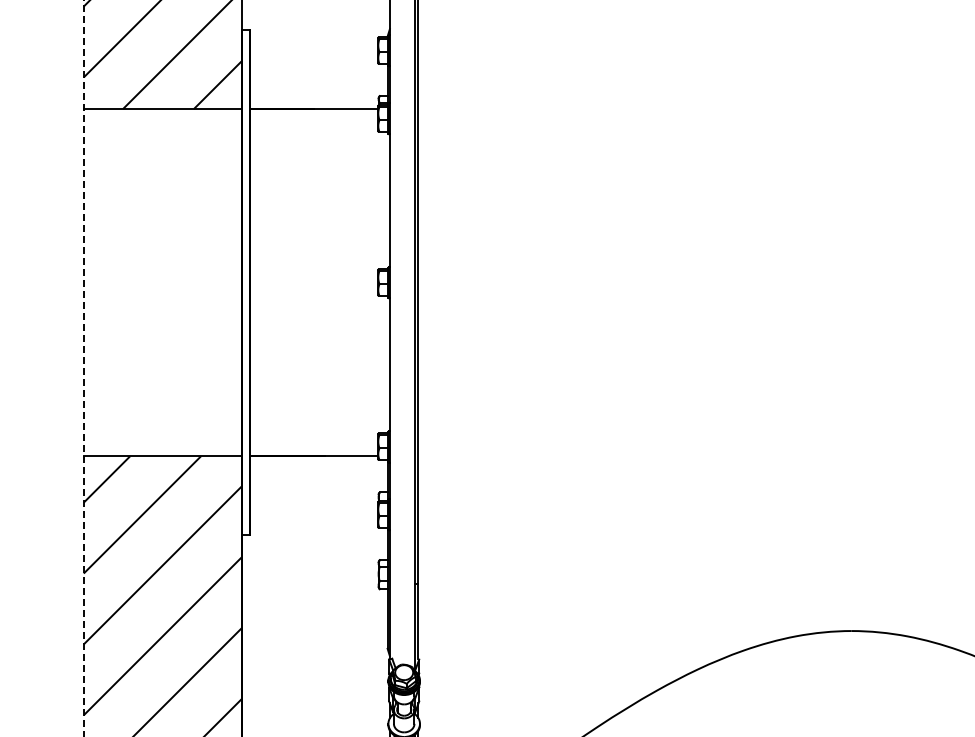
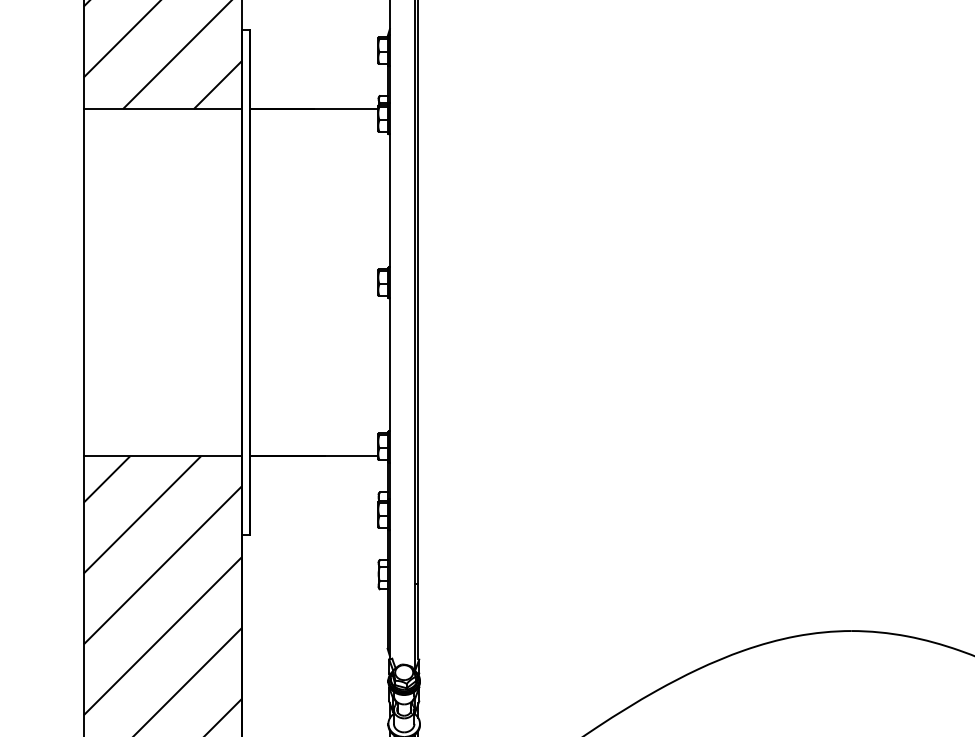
line: dashed -> solid (83, 368)
